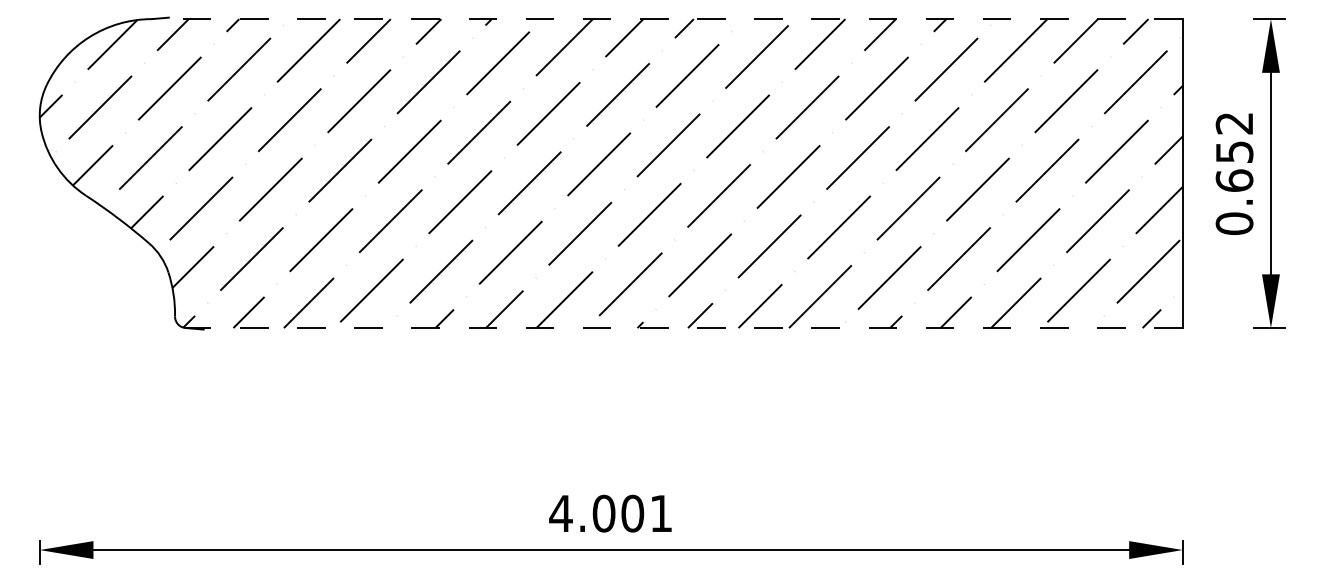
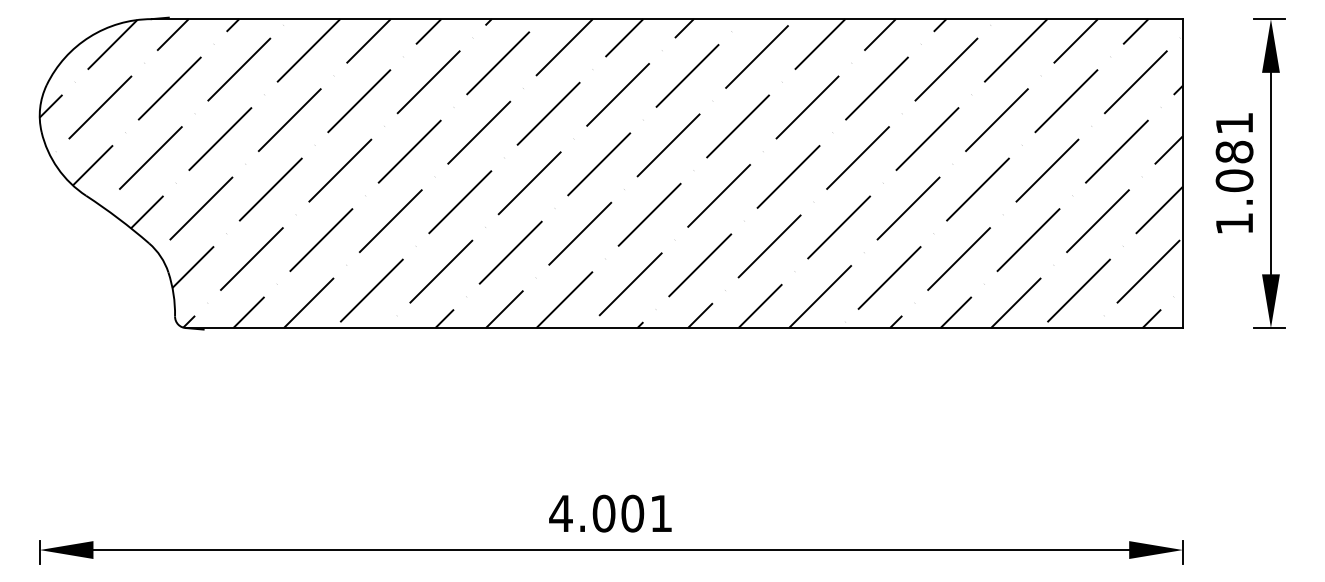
line: dashed -> solid (667, 19)
text: 0.652 -> 1.081 (1234, 173)
line: dashed -> solid (684, 328)
